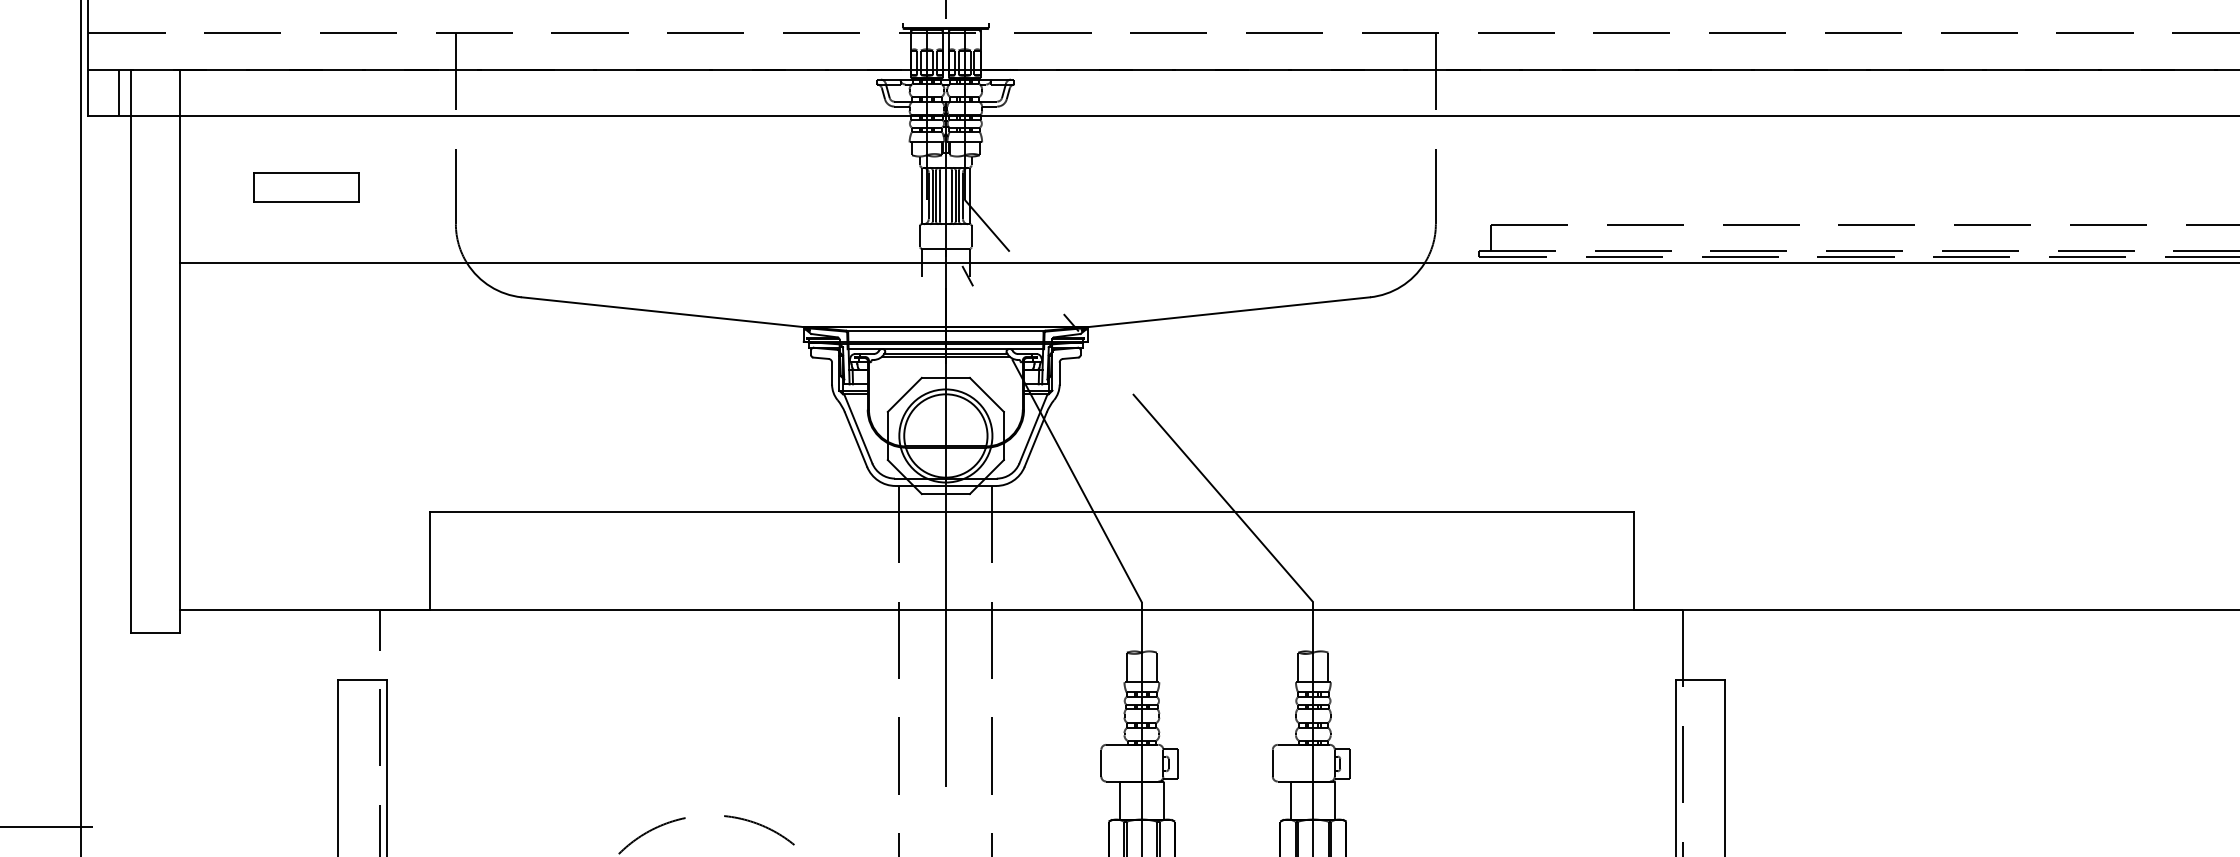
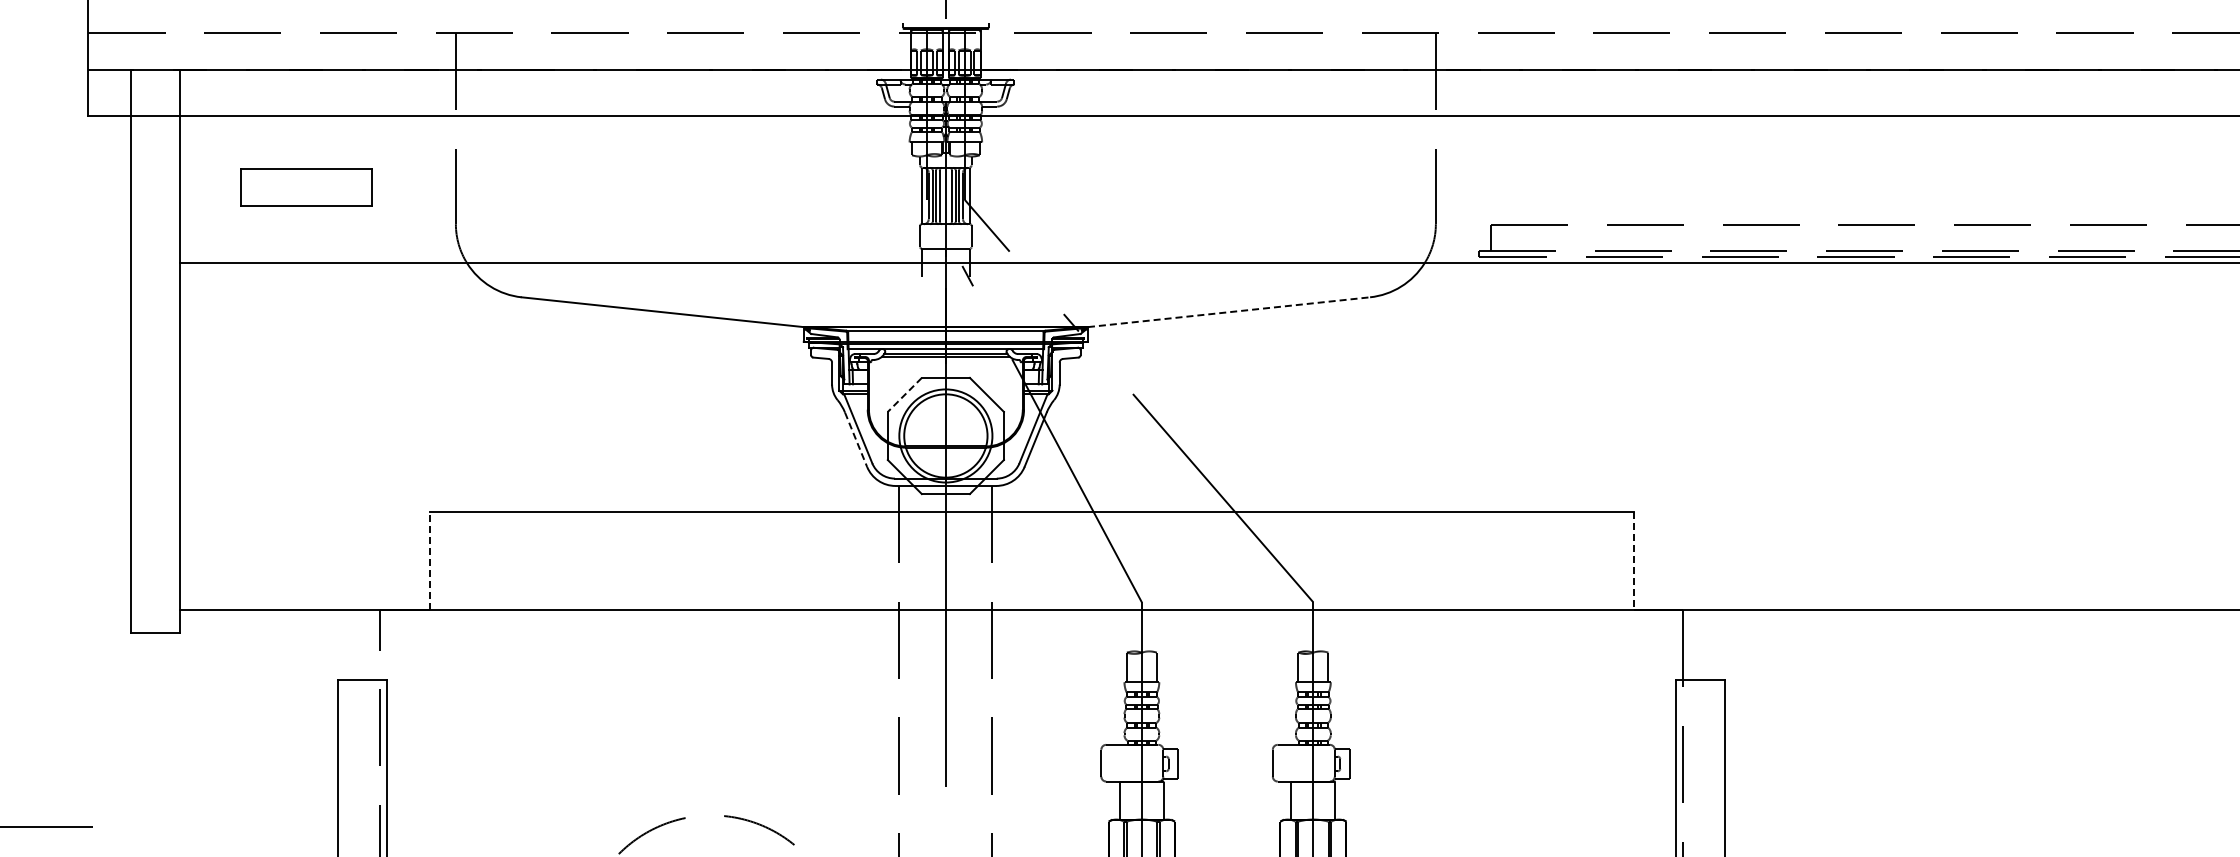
line: present -> none (119, 92)
part size: 107x31 px -> 133x39 px (306, 187)
line: solid -> dashed (1229, 312)
line: solid -> dashed (904, 395)
line: present -> none (81, 427)
line: solid -> dashed (856, 440)
line: solid -> dashed (429, 561)
line: solid -> dashed (1633, 561)
